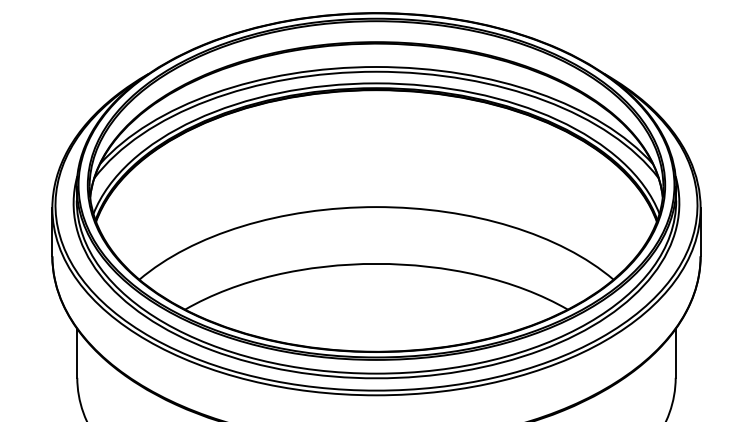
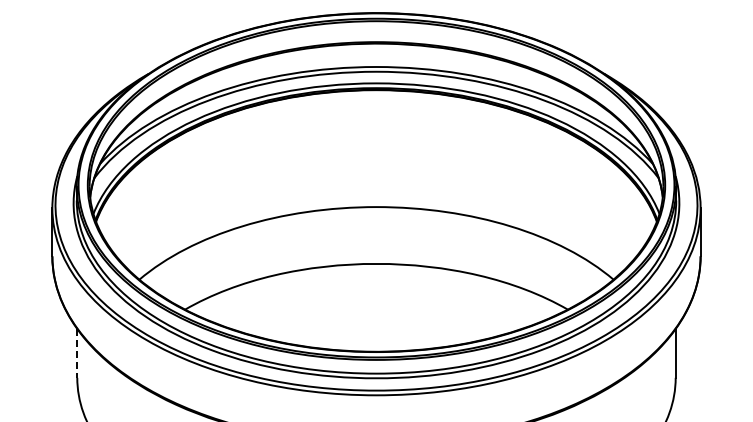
line: solid -> dashed (77, 353)
